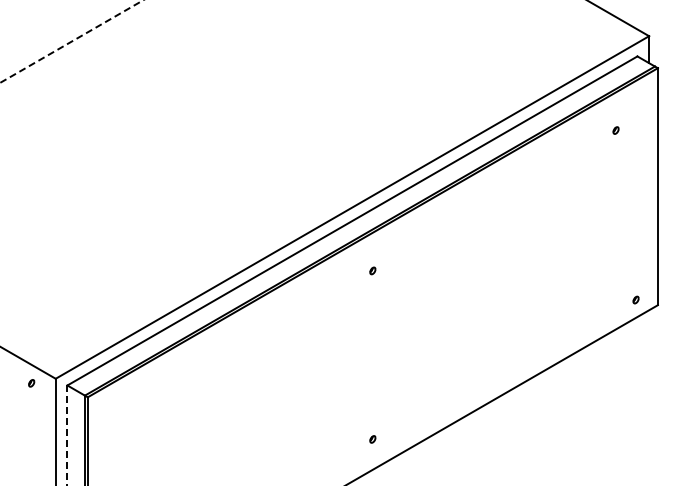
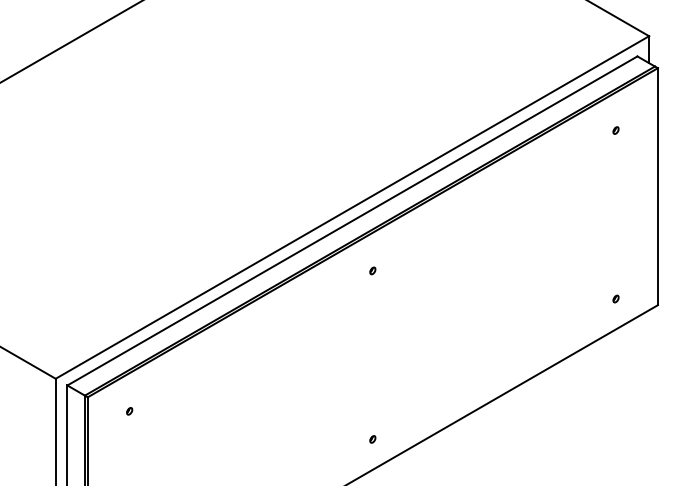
line: dashed -> solid (71, 41)
part position: (635, 299) -> (615, 298) (615, 298)
part position: (31, 383) -> (129, 411) (129, 411)
line: dashed -> solid (67, 435)
